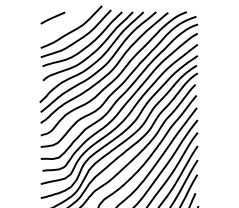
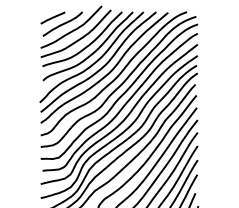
curve: none -> present (62, 23)
